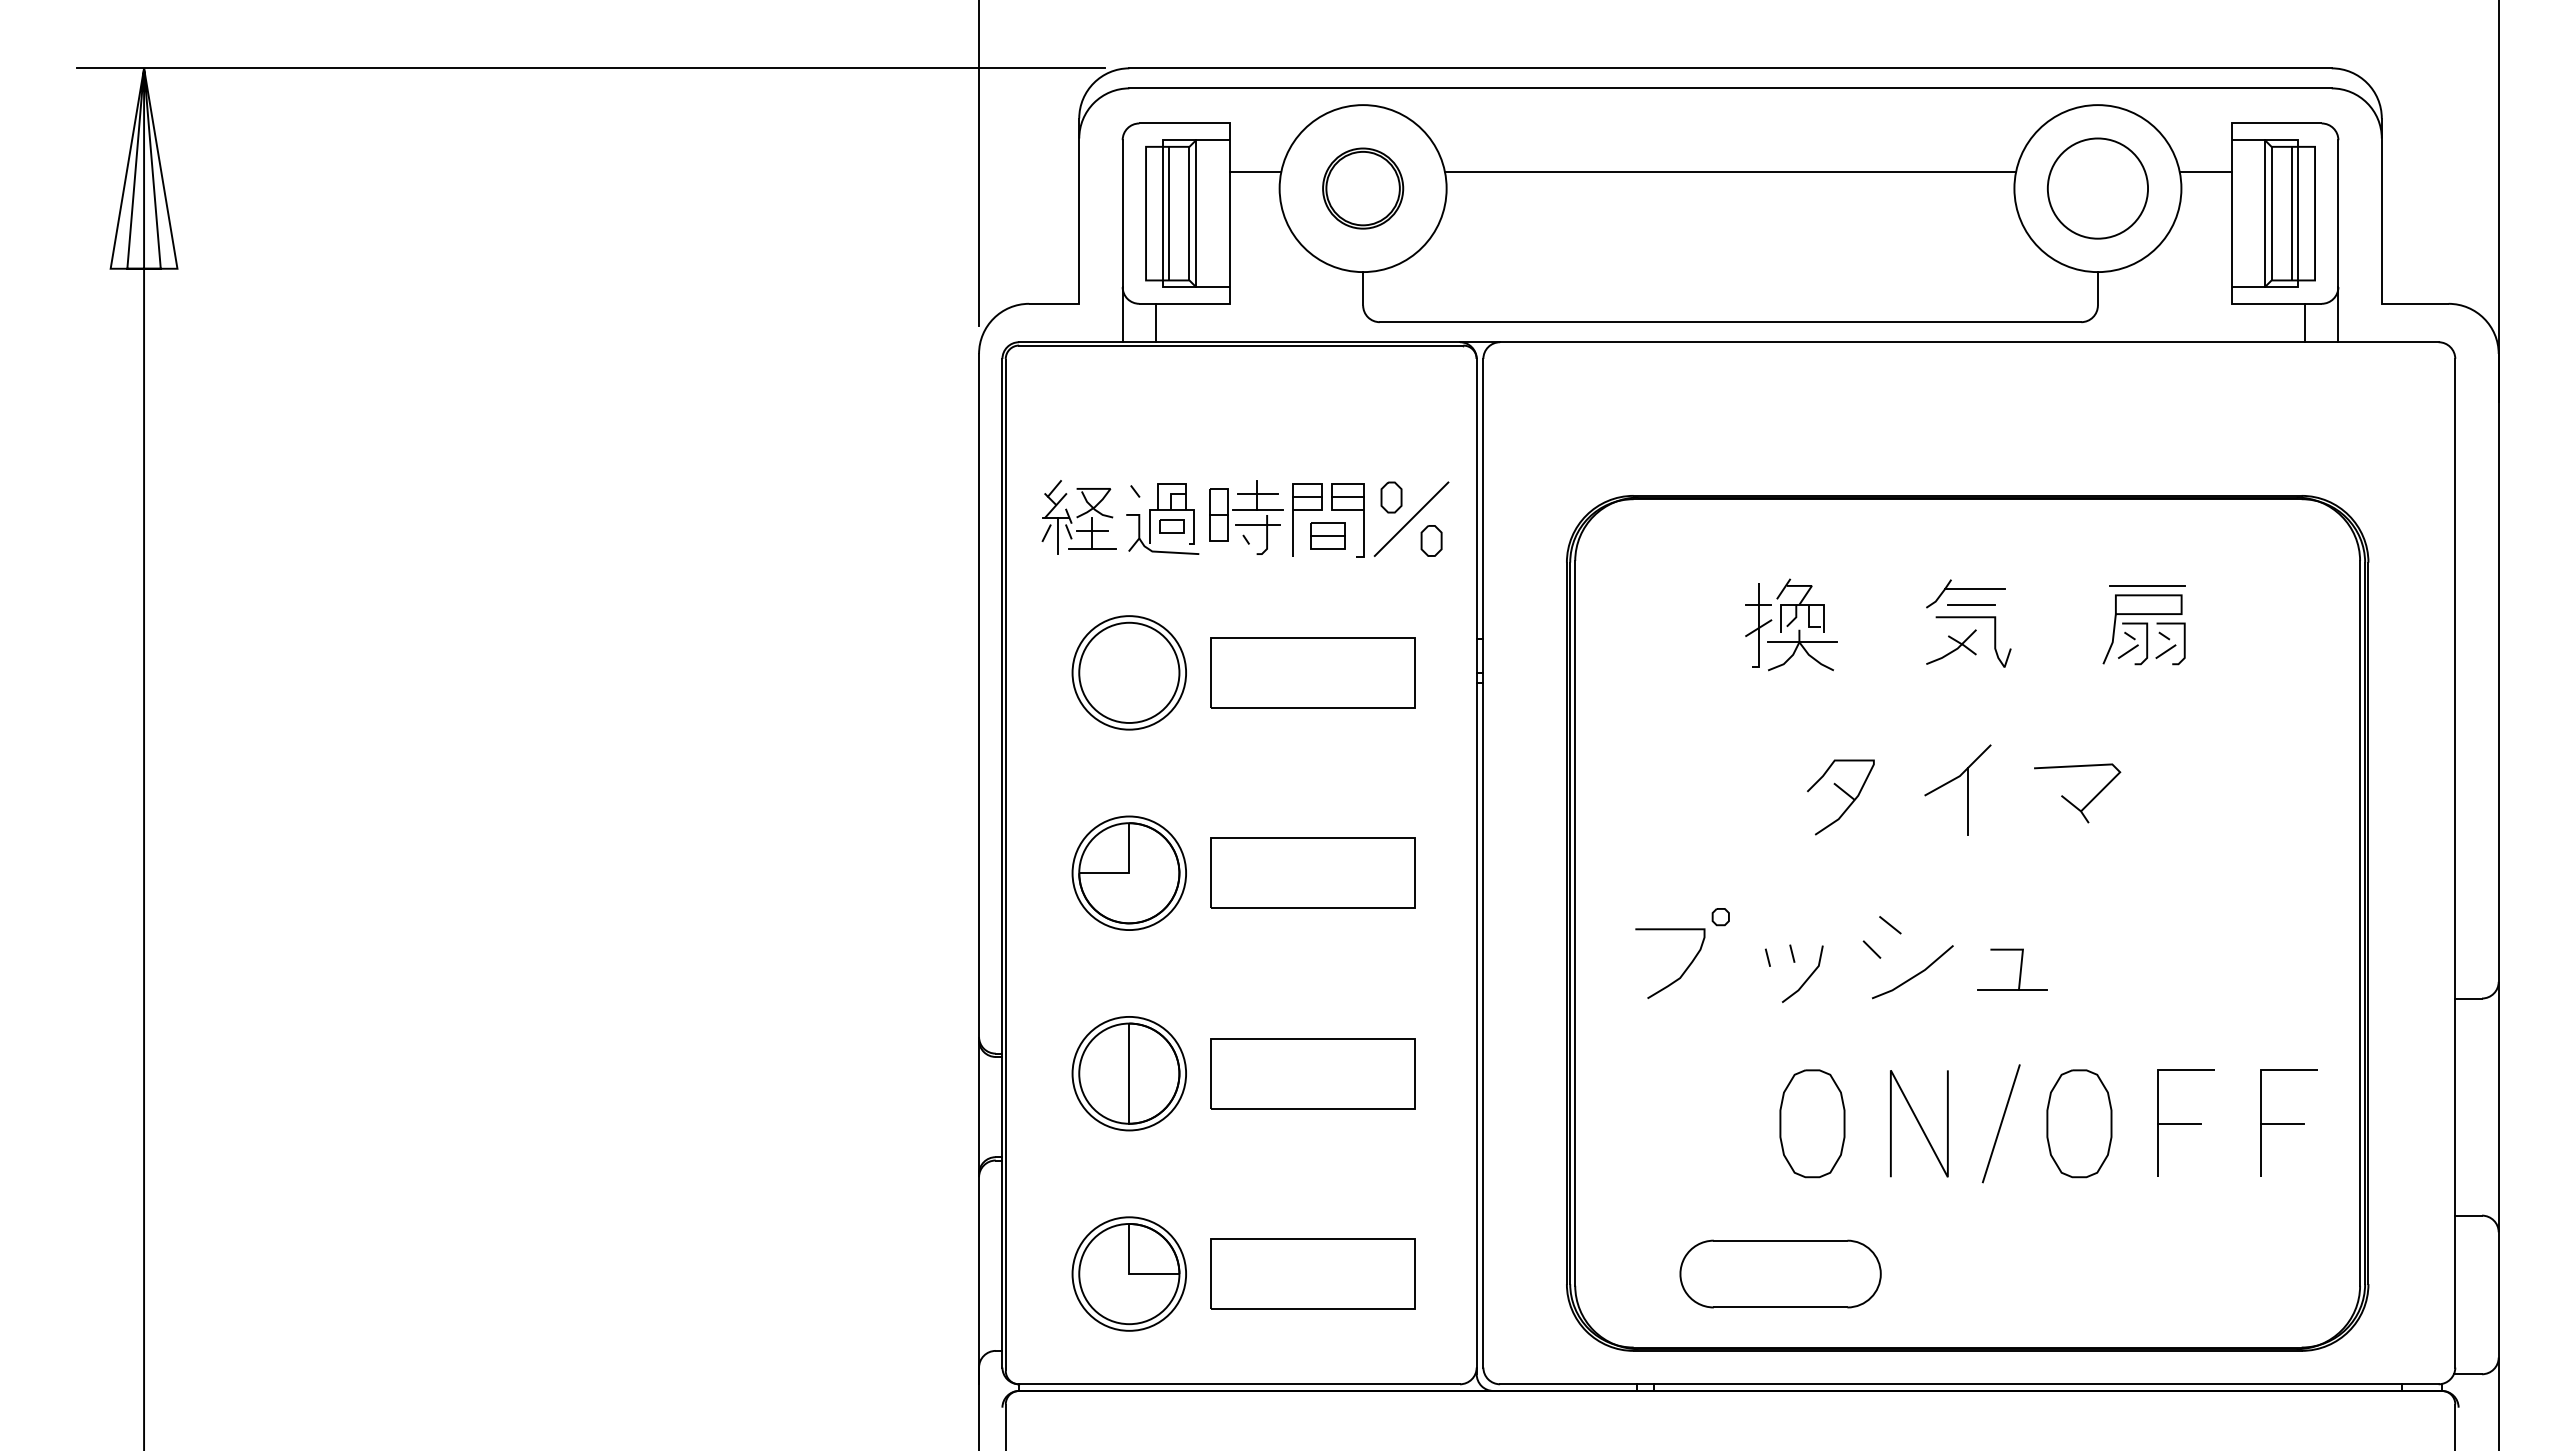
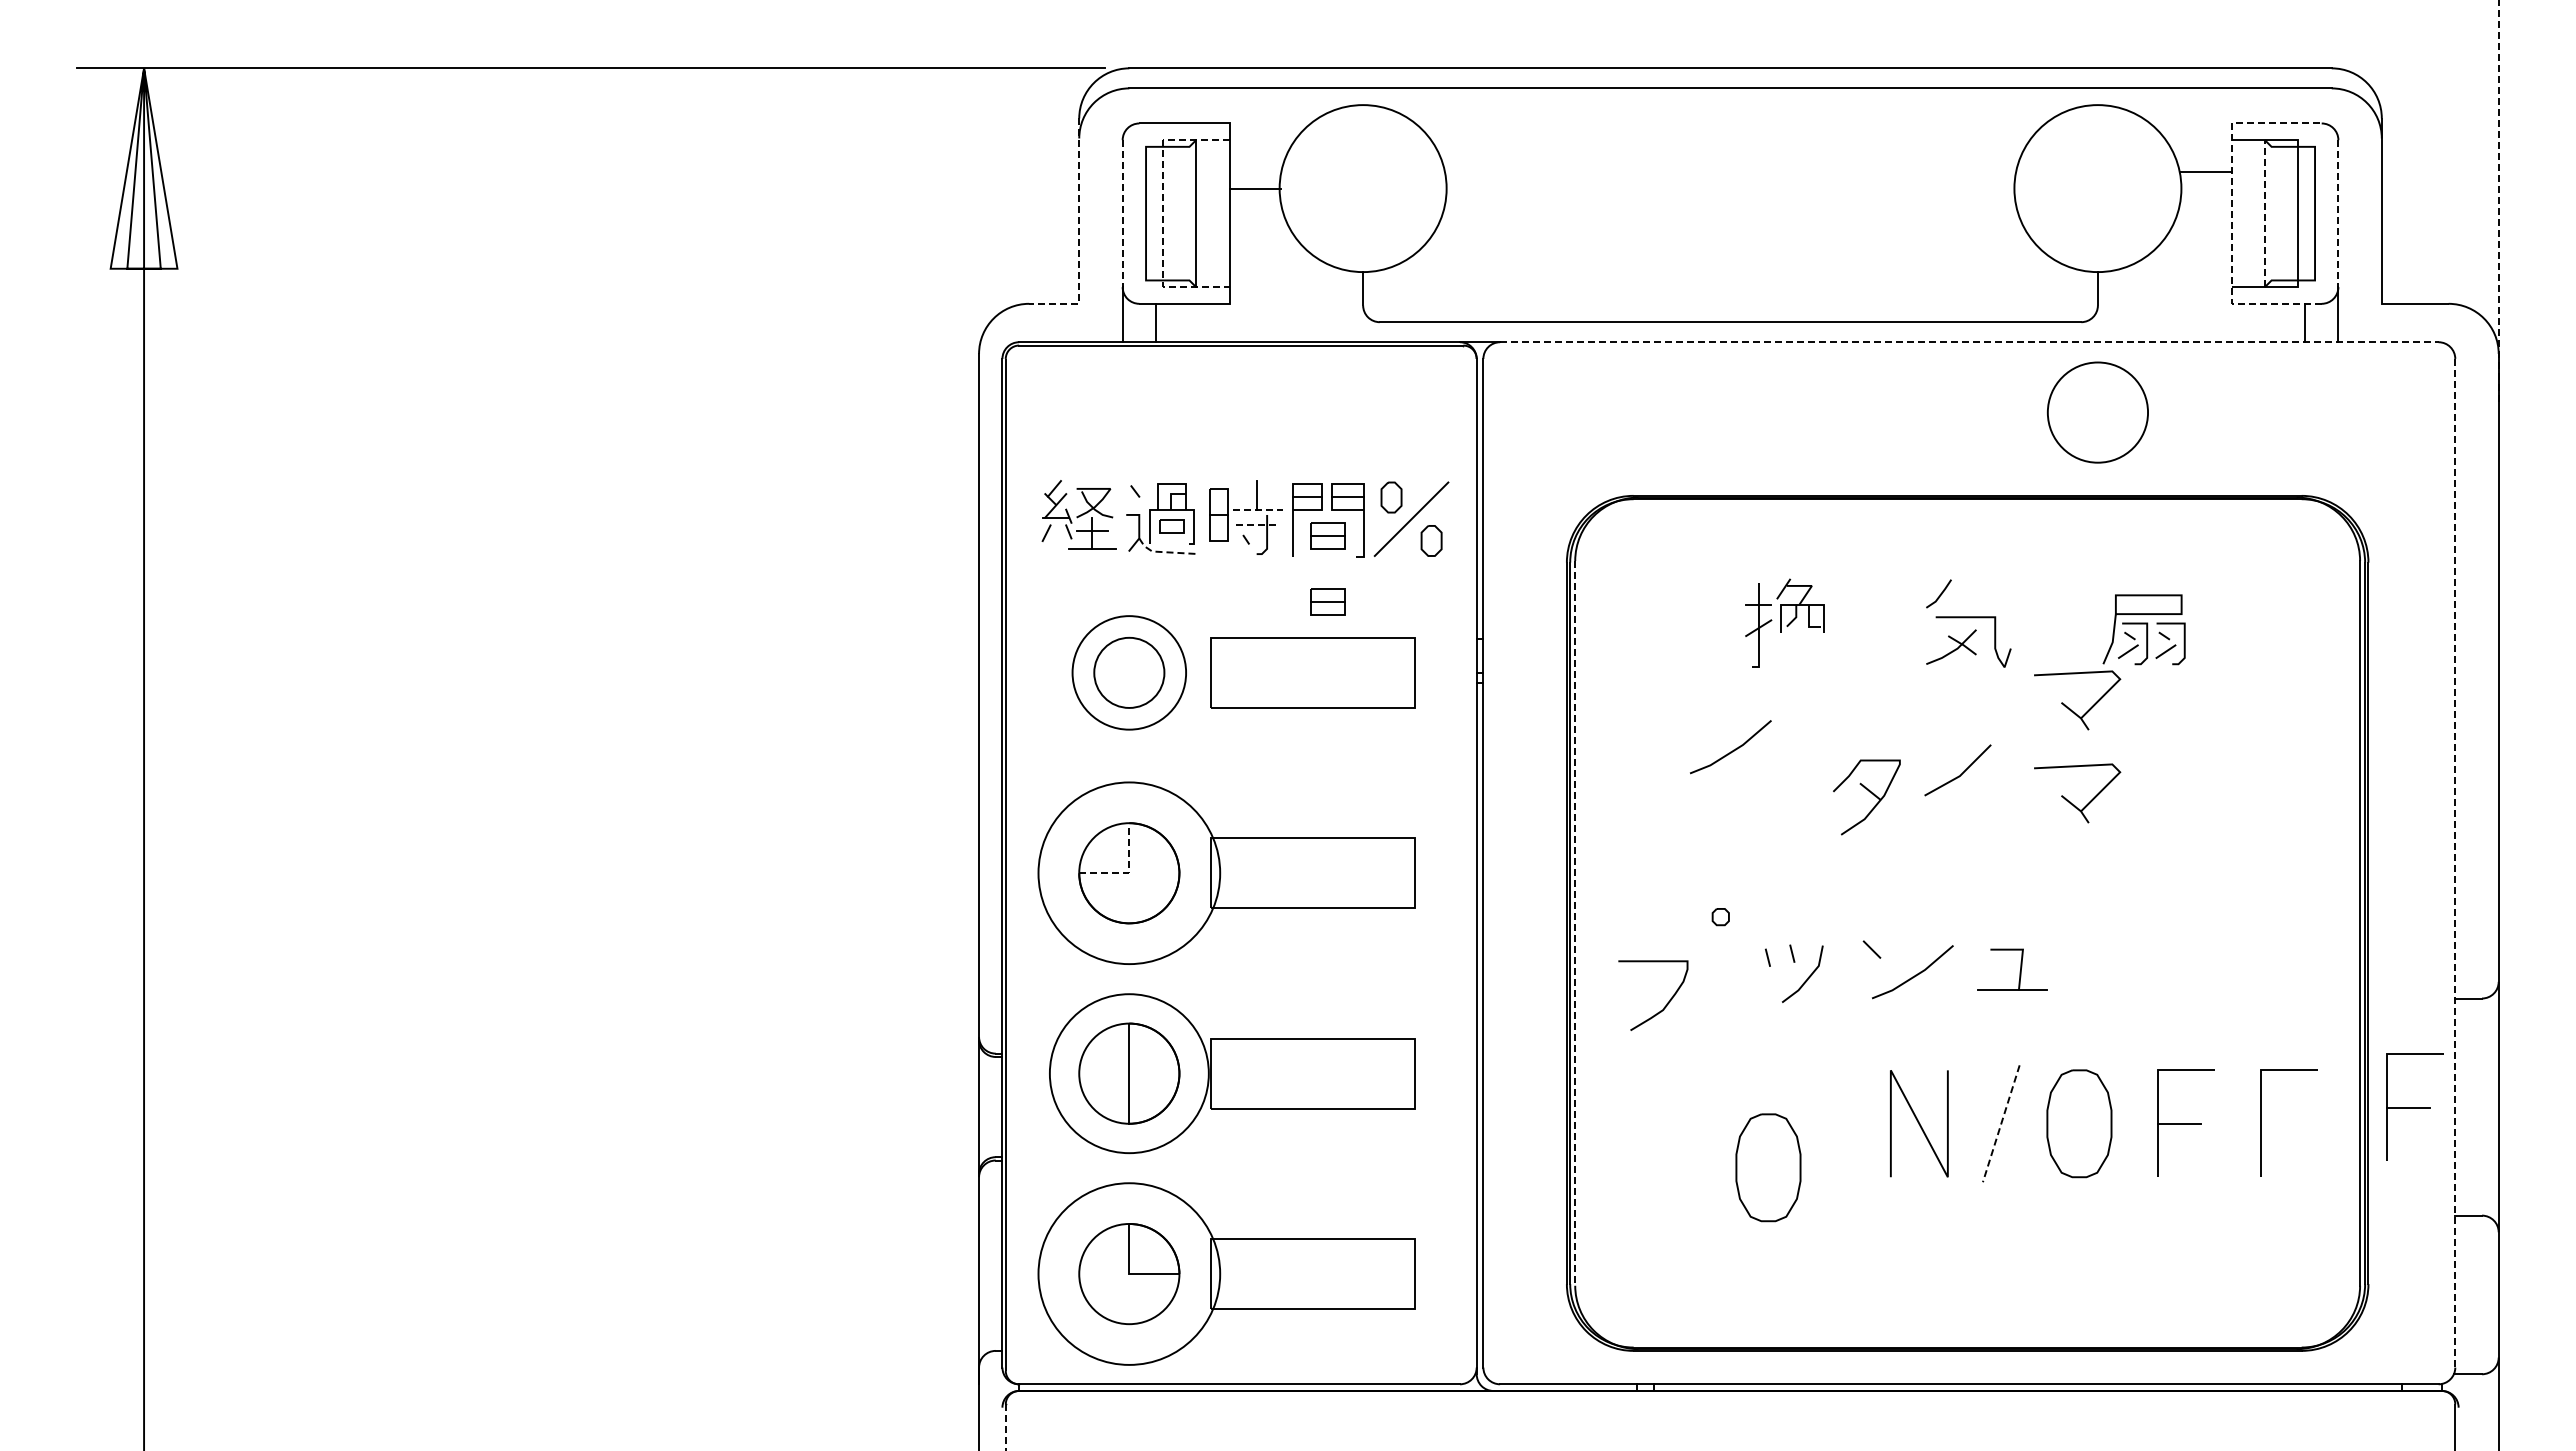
line: present -> none (979, 163)
line position: (1255, 171) -> (1255, 188) (1255, 188)
line: present -> none (1730, 171)
part: present -> none (1363, 188)
circle position: (2097, 188) -> (2097, 412) (2097, 412)
line: solid -> dashed (2498, 201)
line: present -> none (1169, 213)
line: present -> none (1189, 213)
line: solid -> dashed (2231, 213)
line: solid -> dashed (2264, 213)
line: present -> none (2271, 213)
line: present -> none (2291, 213)
line: solid -> dashed (1122, 214)
line: solid -> dashed (1162, 214)
line: solid -> dashed (2338, 214)
line: solid -> dashed (1079, 237)
line: solid -> dashed (1969, 342)
line: present -> none (1257, 494)
line: solid -> dashed (1257, 509)
line: solid -> dashed (1258, 525)
line: present -> none (1058, 535)
line: solid -> dashed (1165, 552)
line: present -> none (2146, 585)
line: present -> none (1974, 589)
part: none -> present (1327, 601)
line: present -> none (1971, 604)
part: present -> none (1802, 650)
circle diameter: 100 px -> 70 px (1129, 672)
part: none -> present (2069, 707)
line: none -> present (1733, 749)
part position: (1840, 797) -> (1866, 797) (1866, 797)
line: present -> none (1967, 801)
line: solid -> dashed (2455, 863)
circle diameter: 114 px -> 182 px (1129, 873)
line: solid -> dashed (1129, 873)
line: solid -> dashed (1575, 923)
line: present -> none (1890, 925)
curve position: (1683, 971) -> (1666, 1003) (1666, 1003)
circle diameter: 114 px -> 159 px (1128, 1073)
part: none -> present (2414, 1106)
part position: (1812, 1123) -> (1768, 1167) (1768, 1167)
line: present -> none (2282, 1123)
line: solid -> dashed (2001, 1124)
circle diameter: 114 px -> 182 px (1129, 1273)
part: present -> none (1780, 1273)
line: solid -> dashed (1005, 1427)
